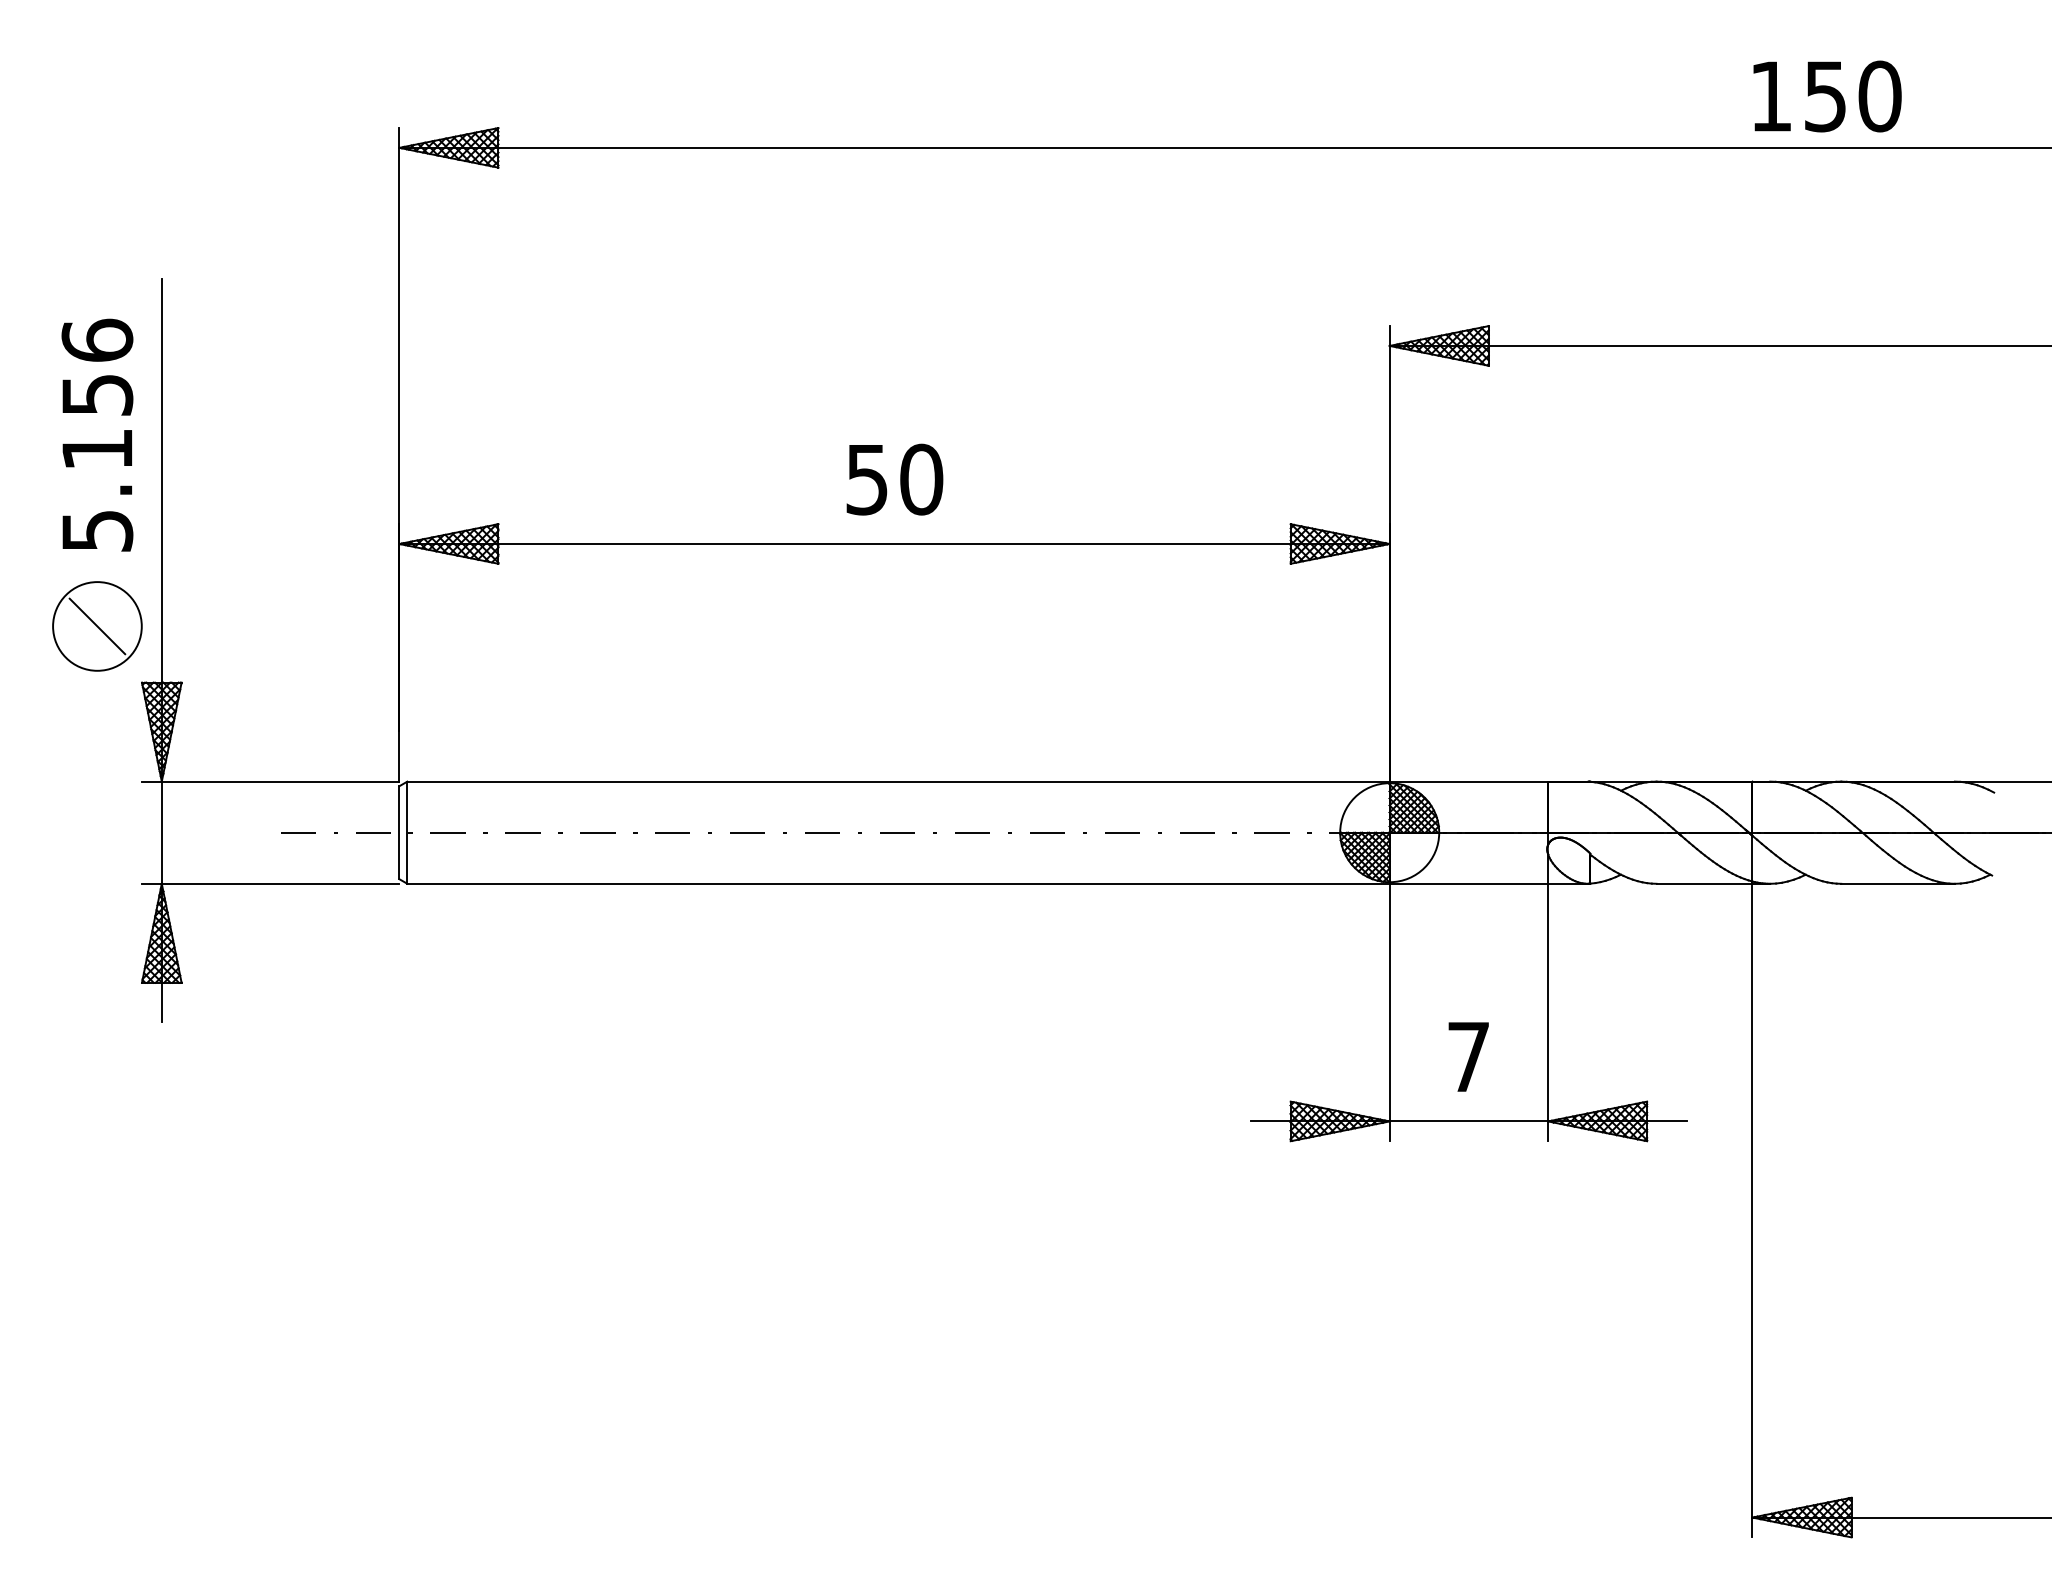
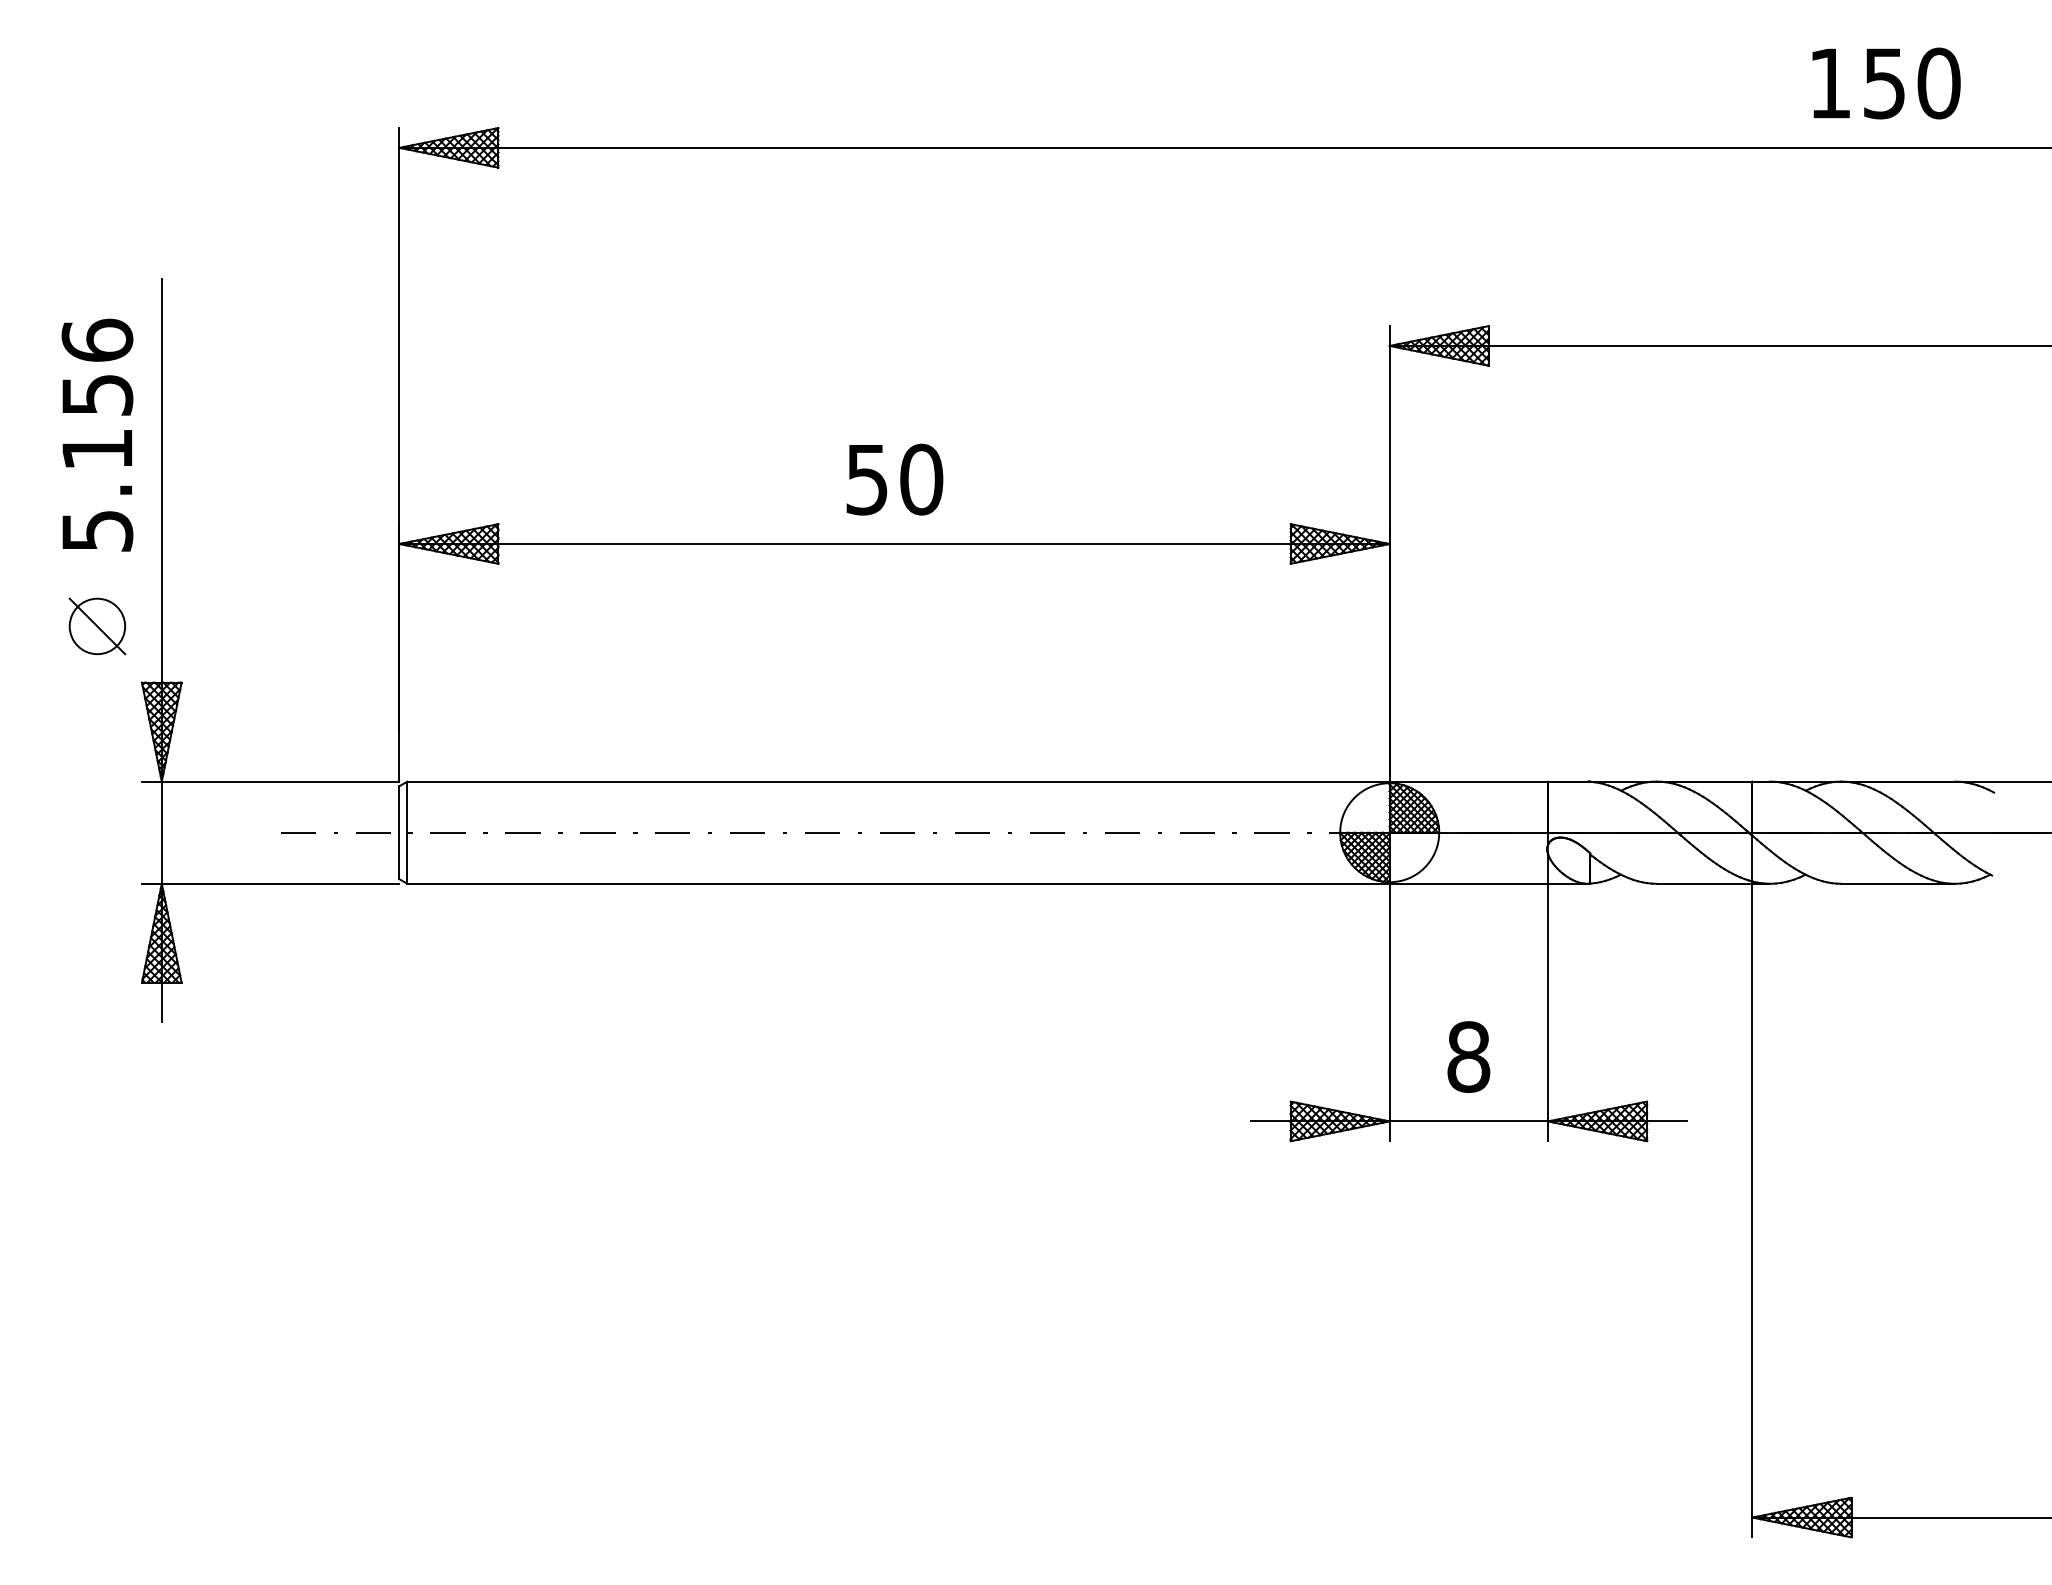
text position: (1827, 96) -> (1886, 83) (1886, 83)
circle diameter: 89 px -> 55 px (97, 626)
text: 7 -> 8 (1468, 1056)
